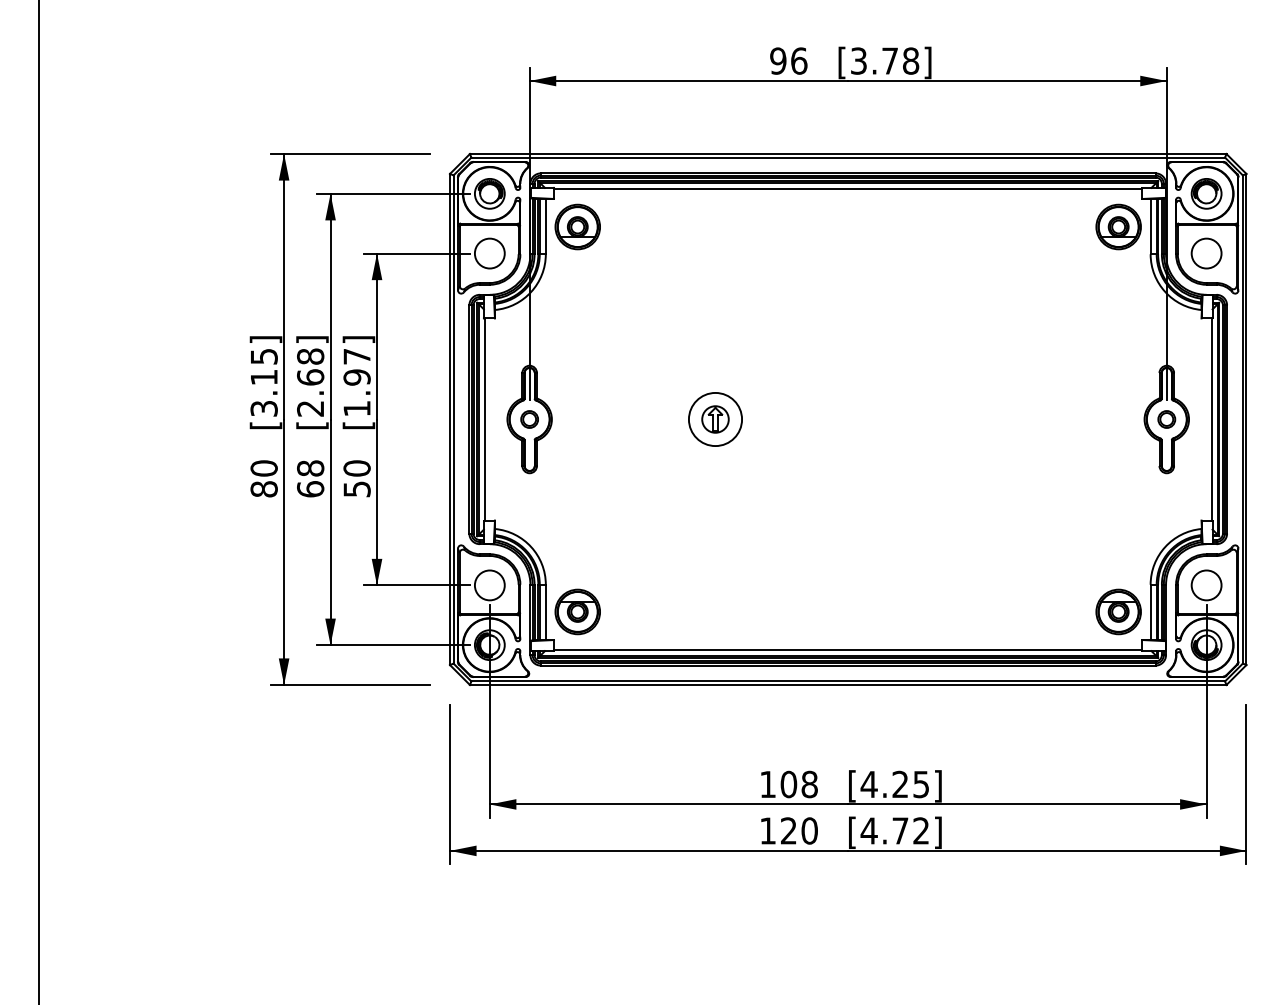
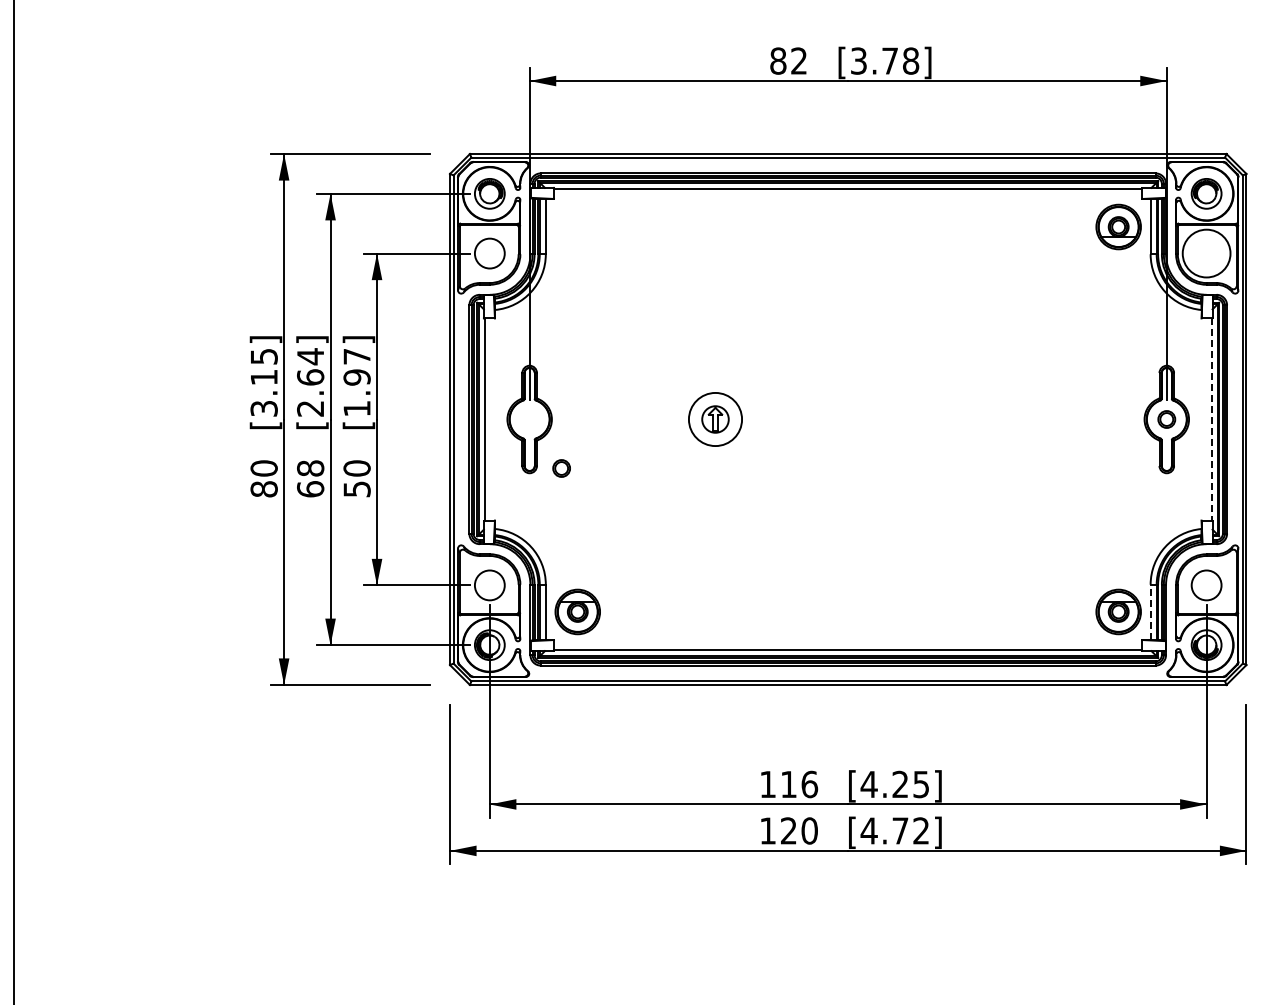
text: 96 -> 82 (788, 60)
part: present -> none (577, 226)
circle diameter: 30 px -> 48 px (1206, 253)
text: [2.68] -> [2.64] (310, 356)
circle position: (529, 419) -> (561, 468) (561, 468)
line: solid -> dashed (1211, 420)
line position: (38, 501) -> (13, 501) (13, 501)
line: solid -> dashed (1150, 612)
text: 108 -> 116 (799, 784)
